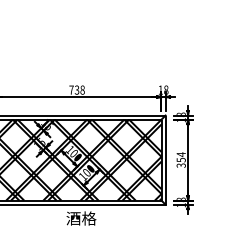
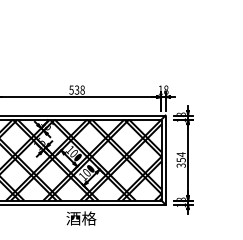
text: 738 -> 538 (71, 89)
